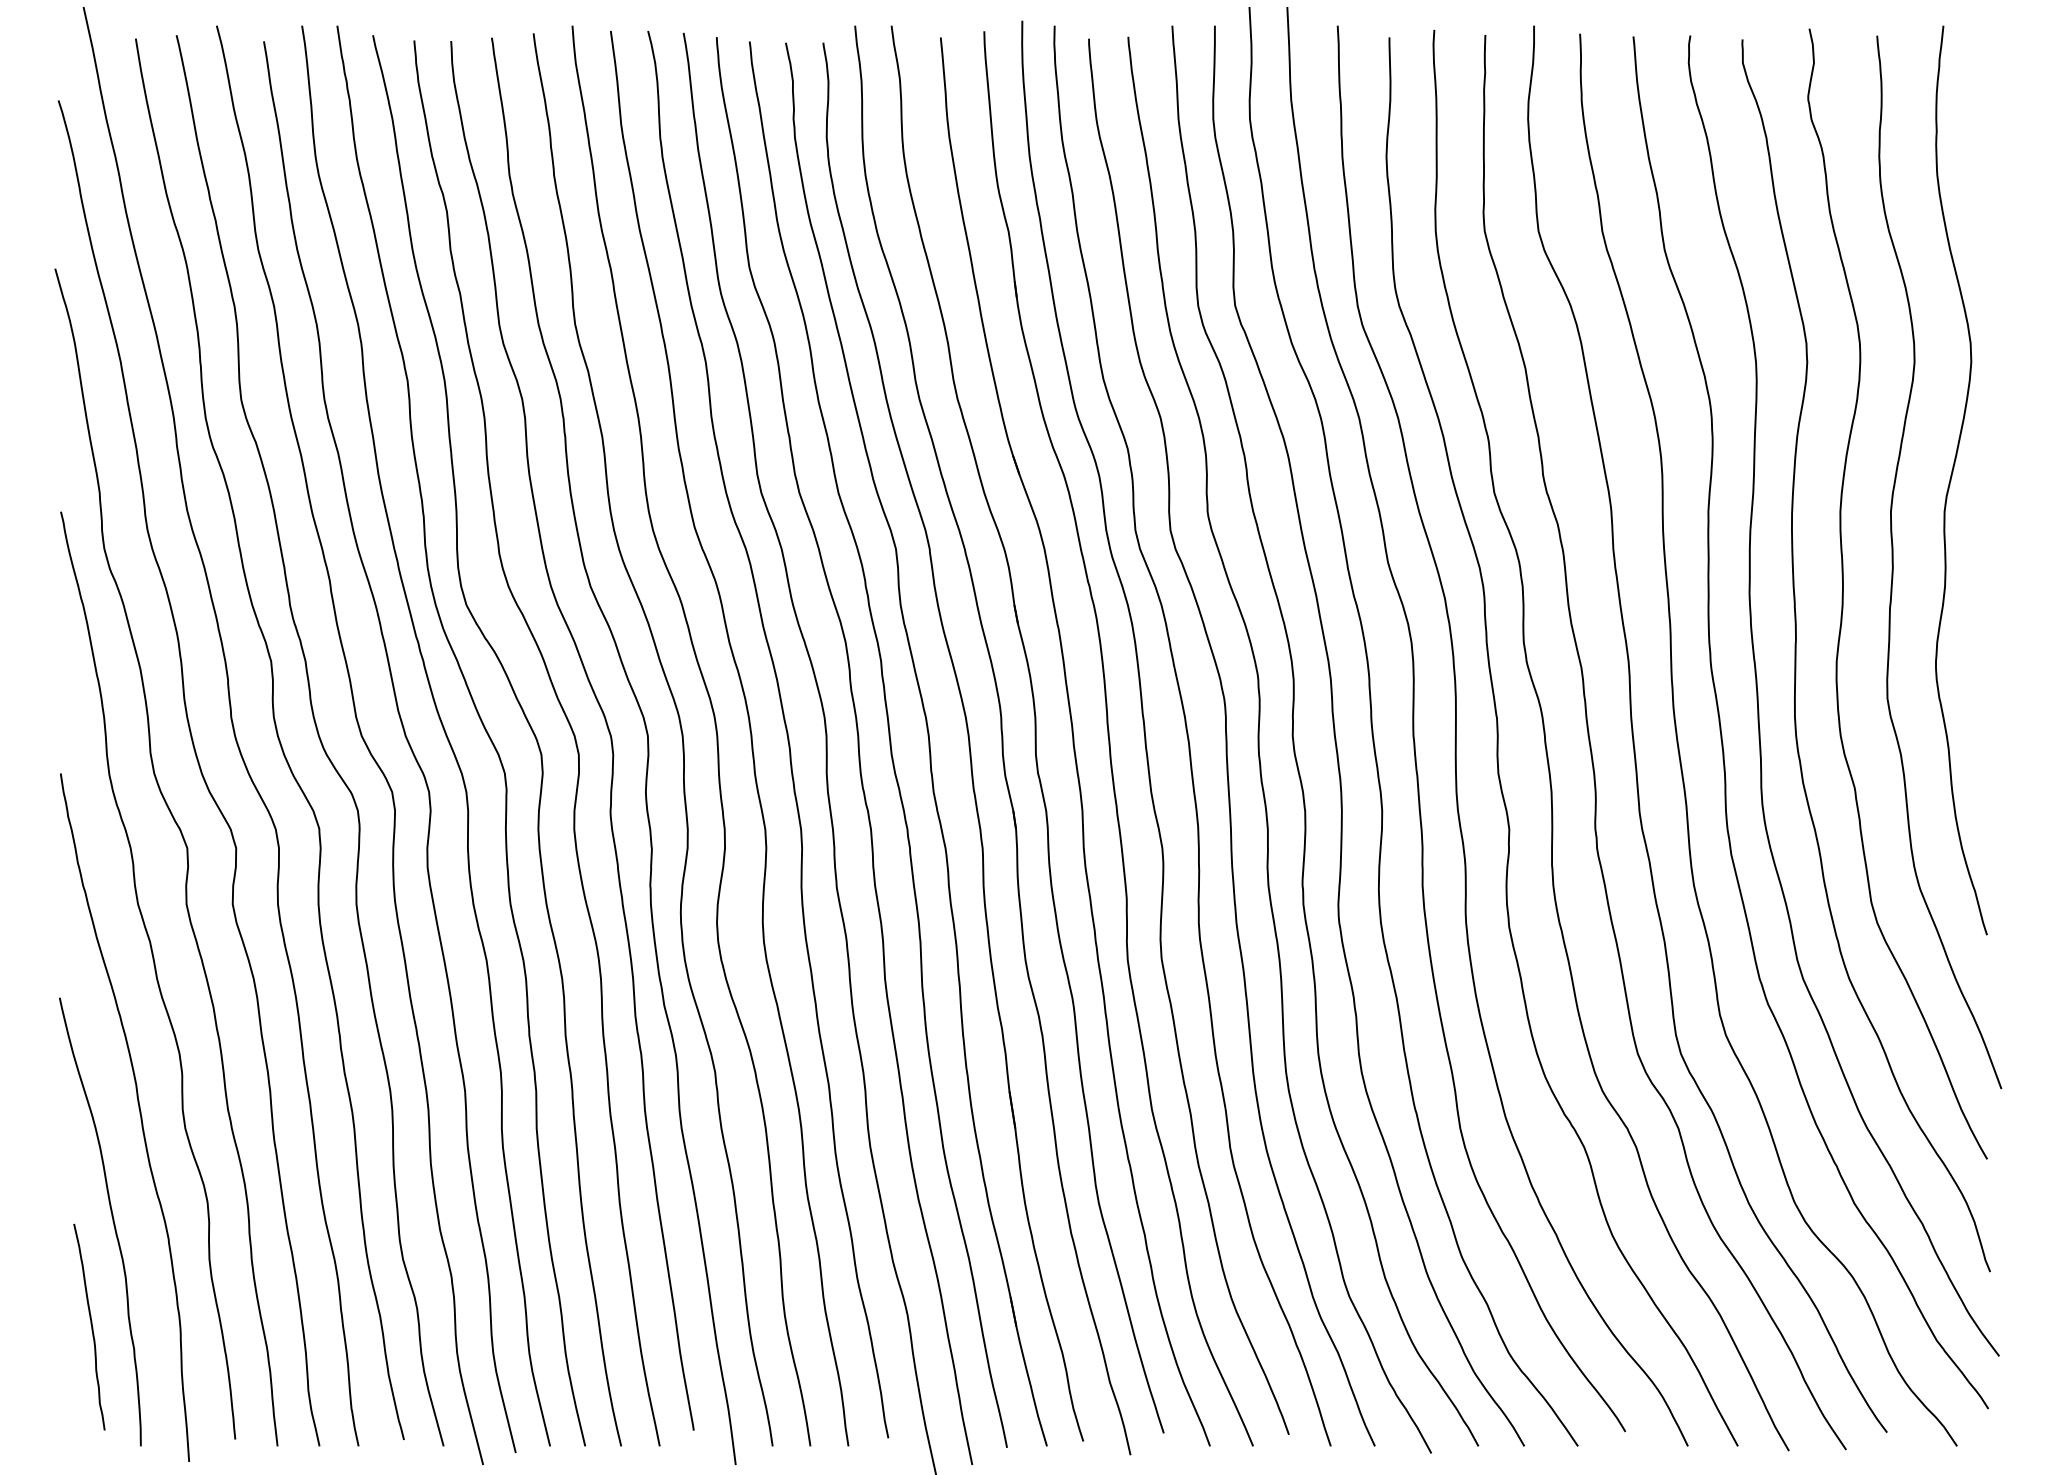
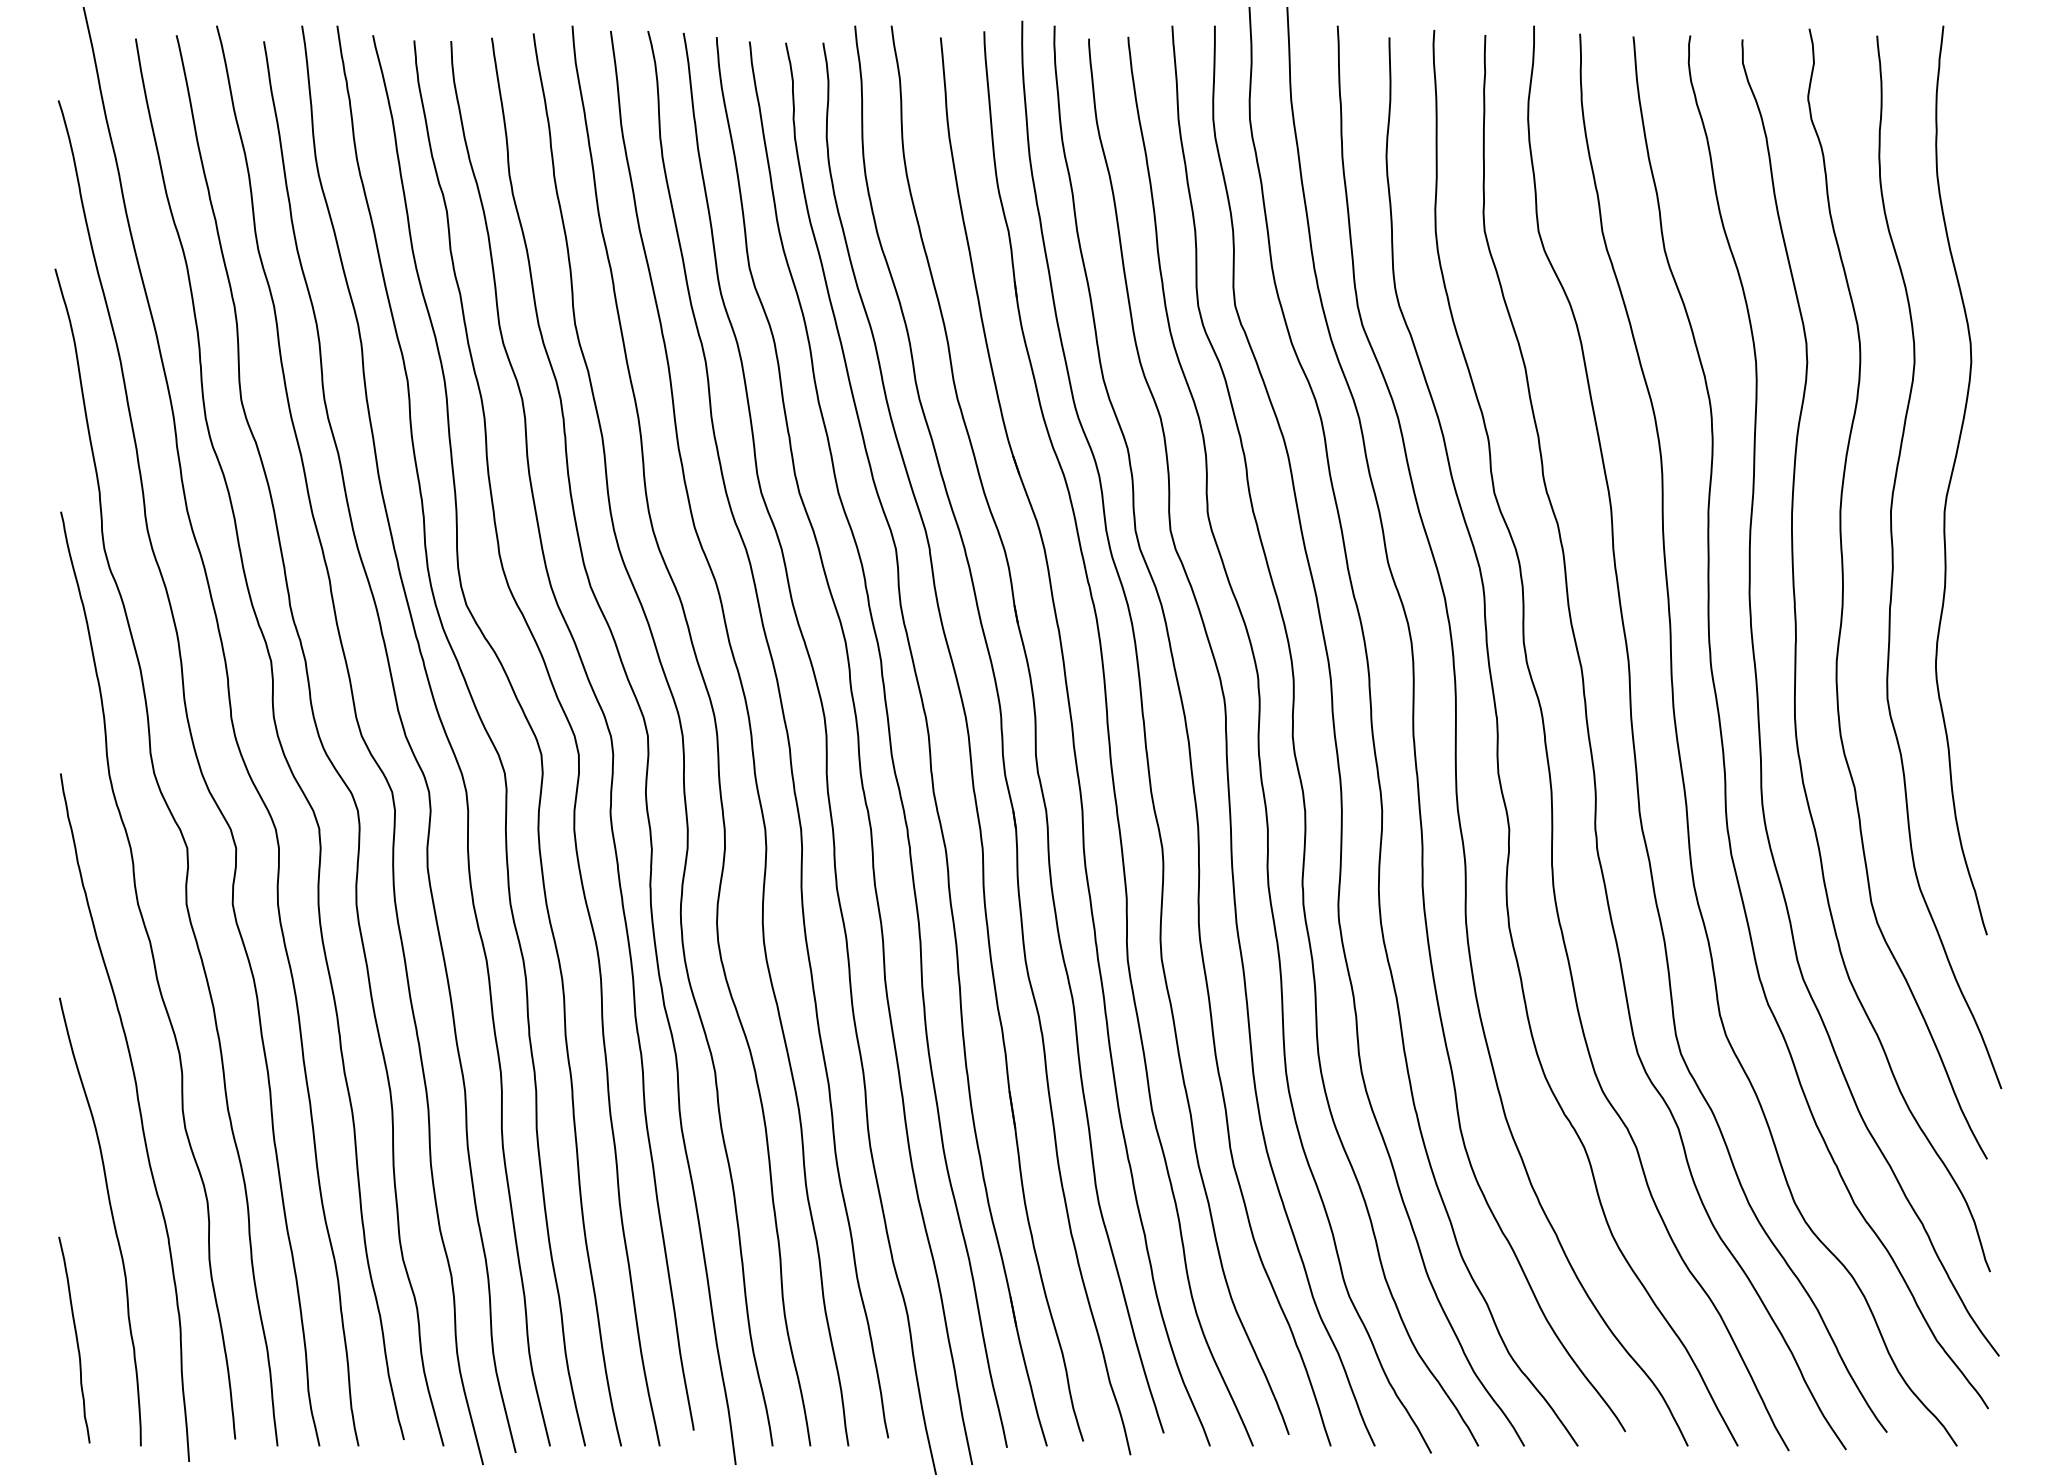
curve position: (91, 1326) -> (76, 1339) (76, 1339)
